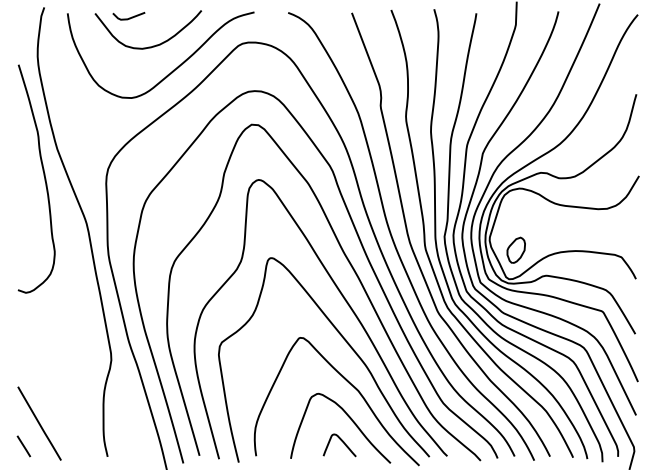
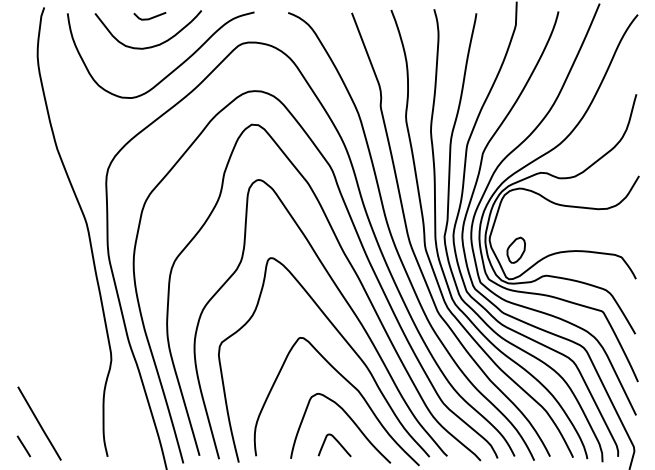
line position: (129, 17) -> (150, 17) (150, 17)
curve: present -> none (43, 176)
curve position: (342, 442) -> (337, 442) (337, 442)
